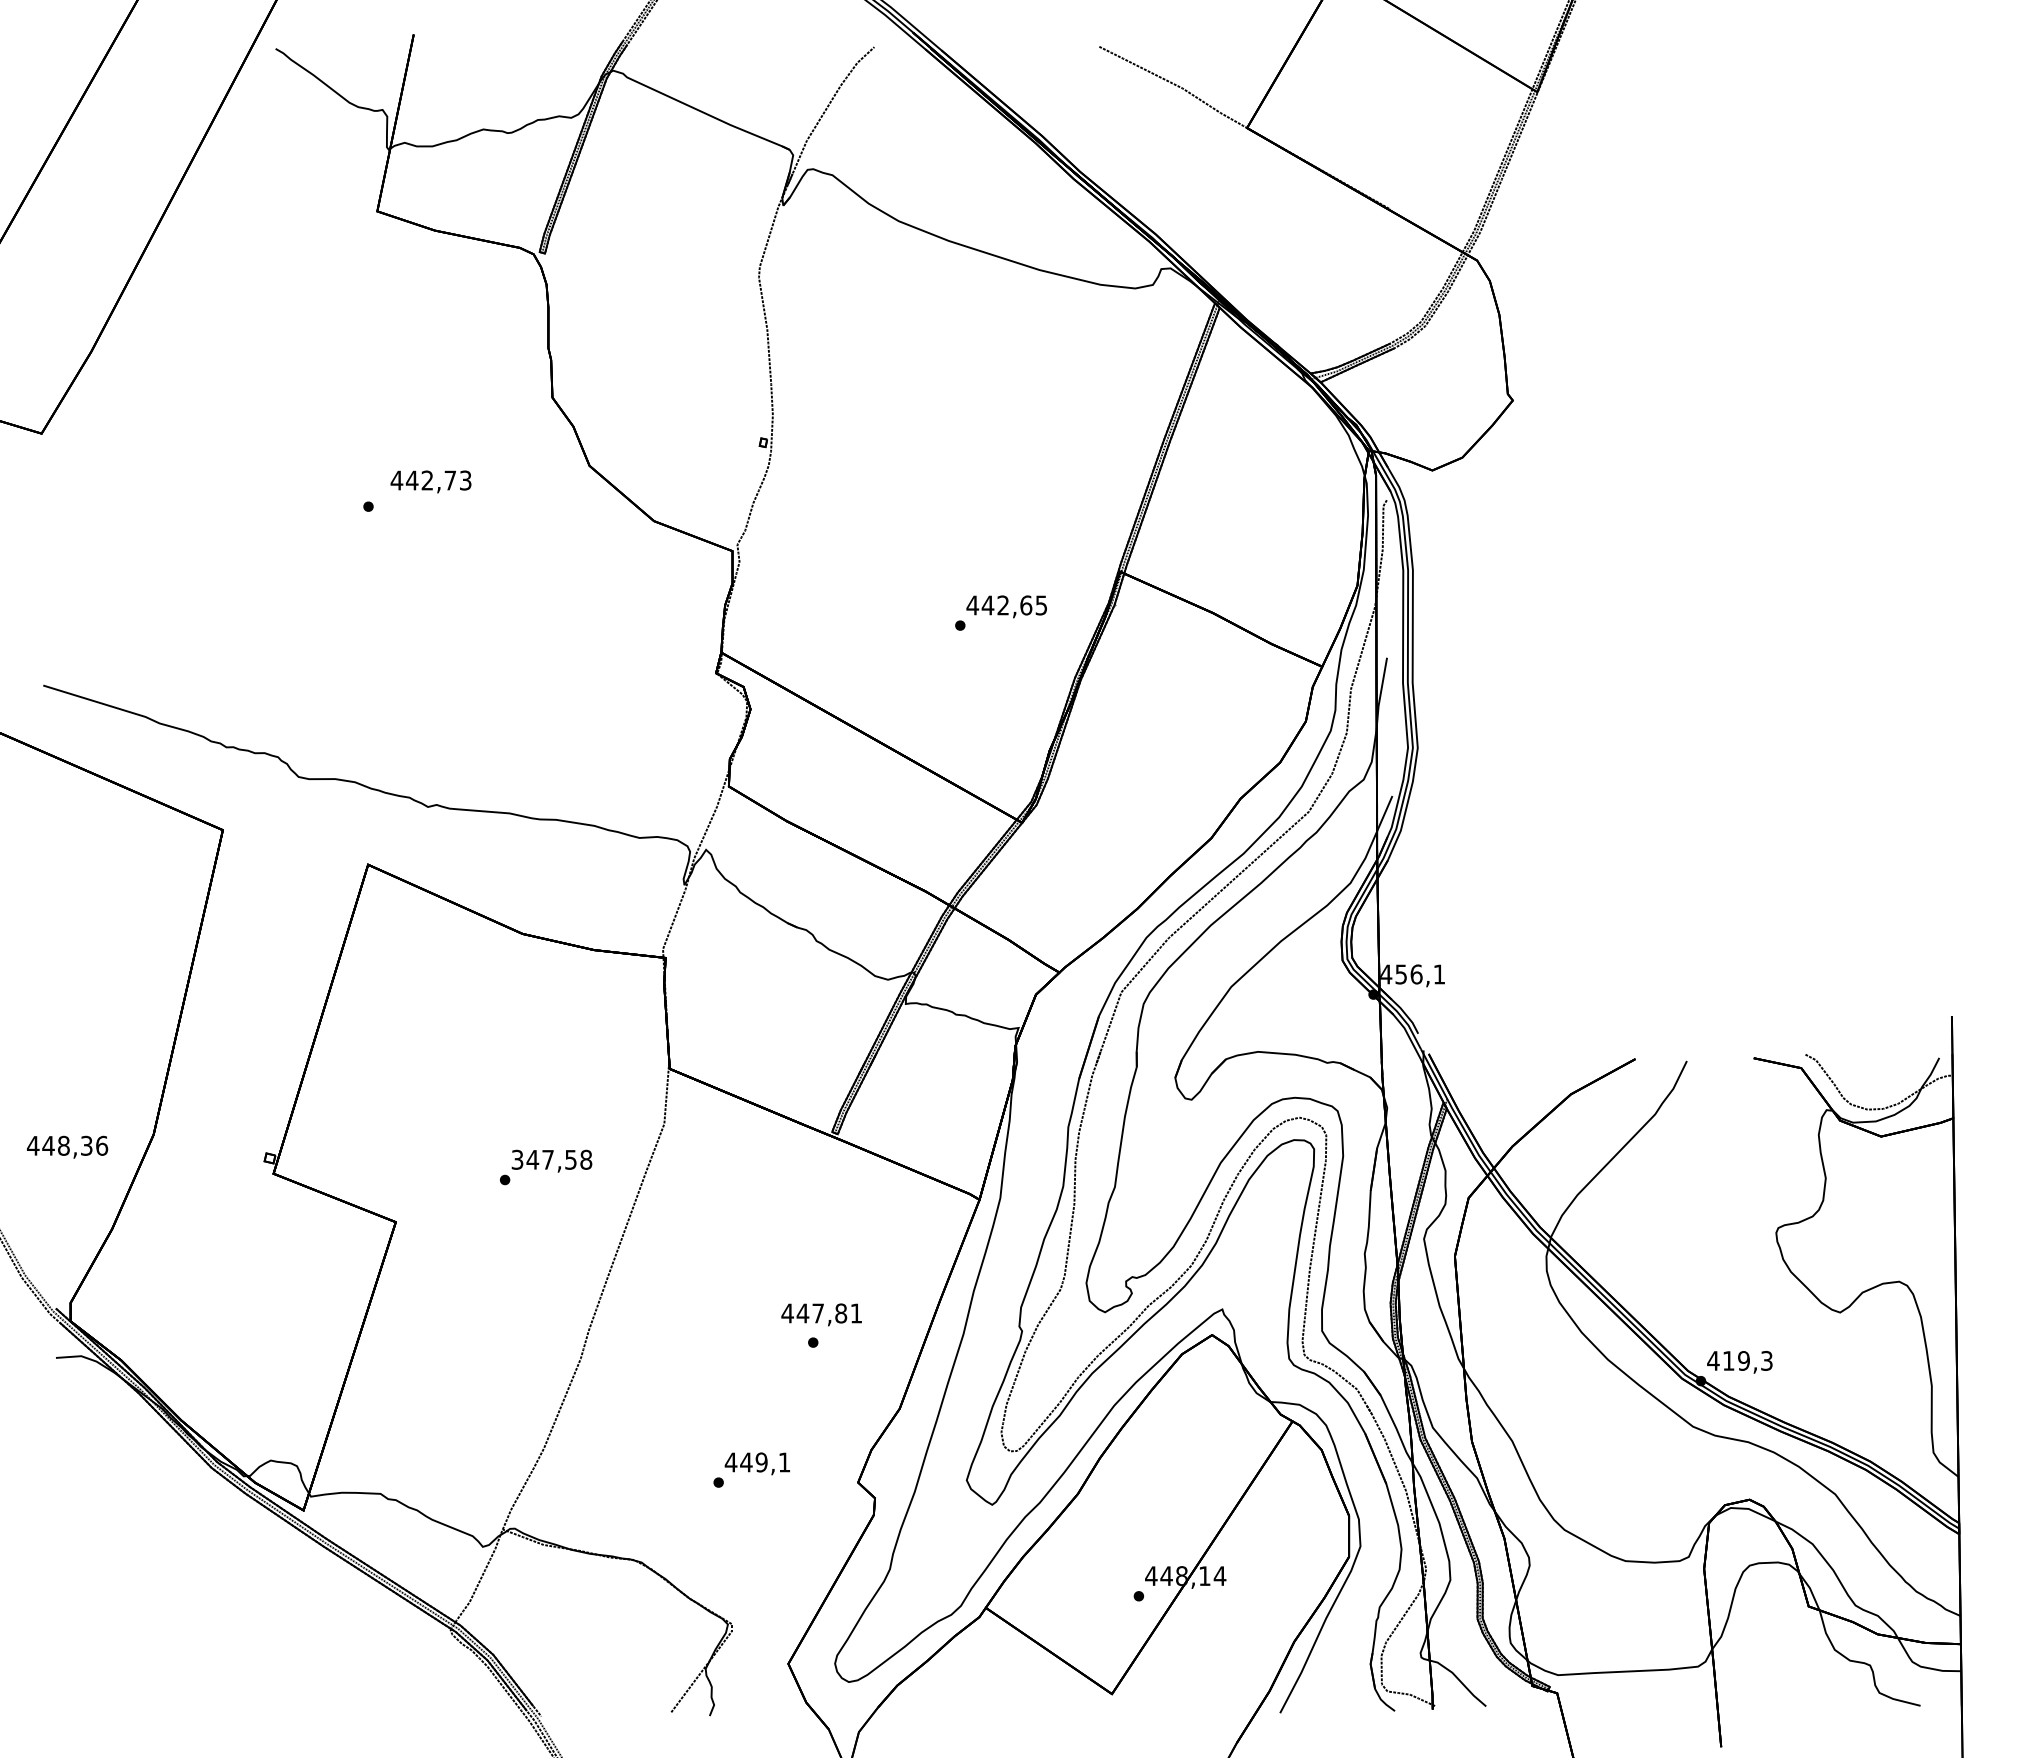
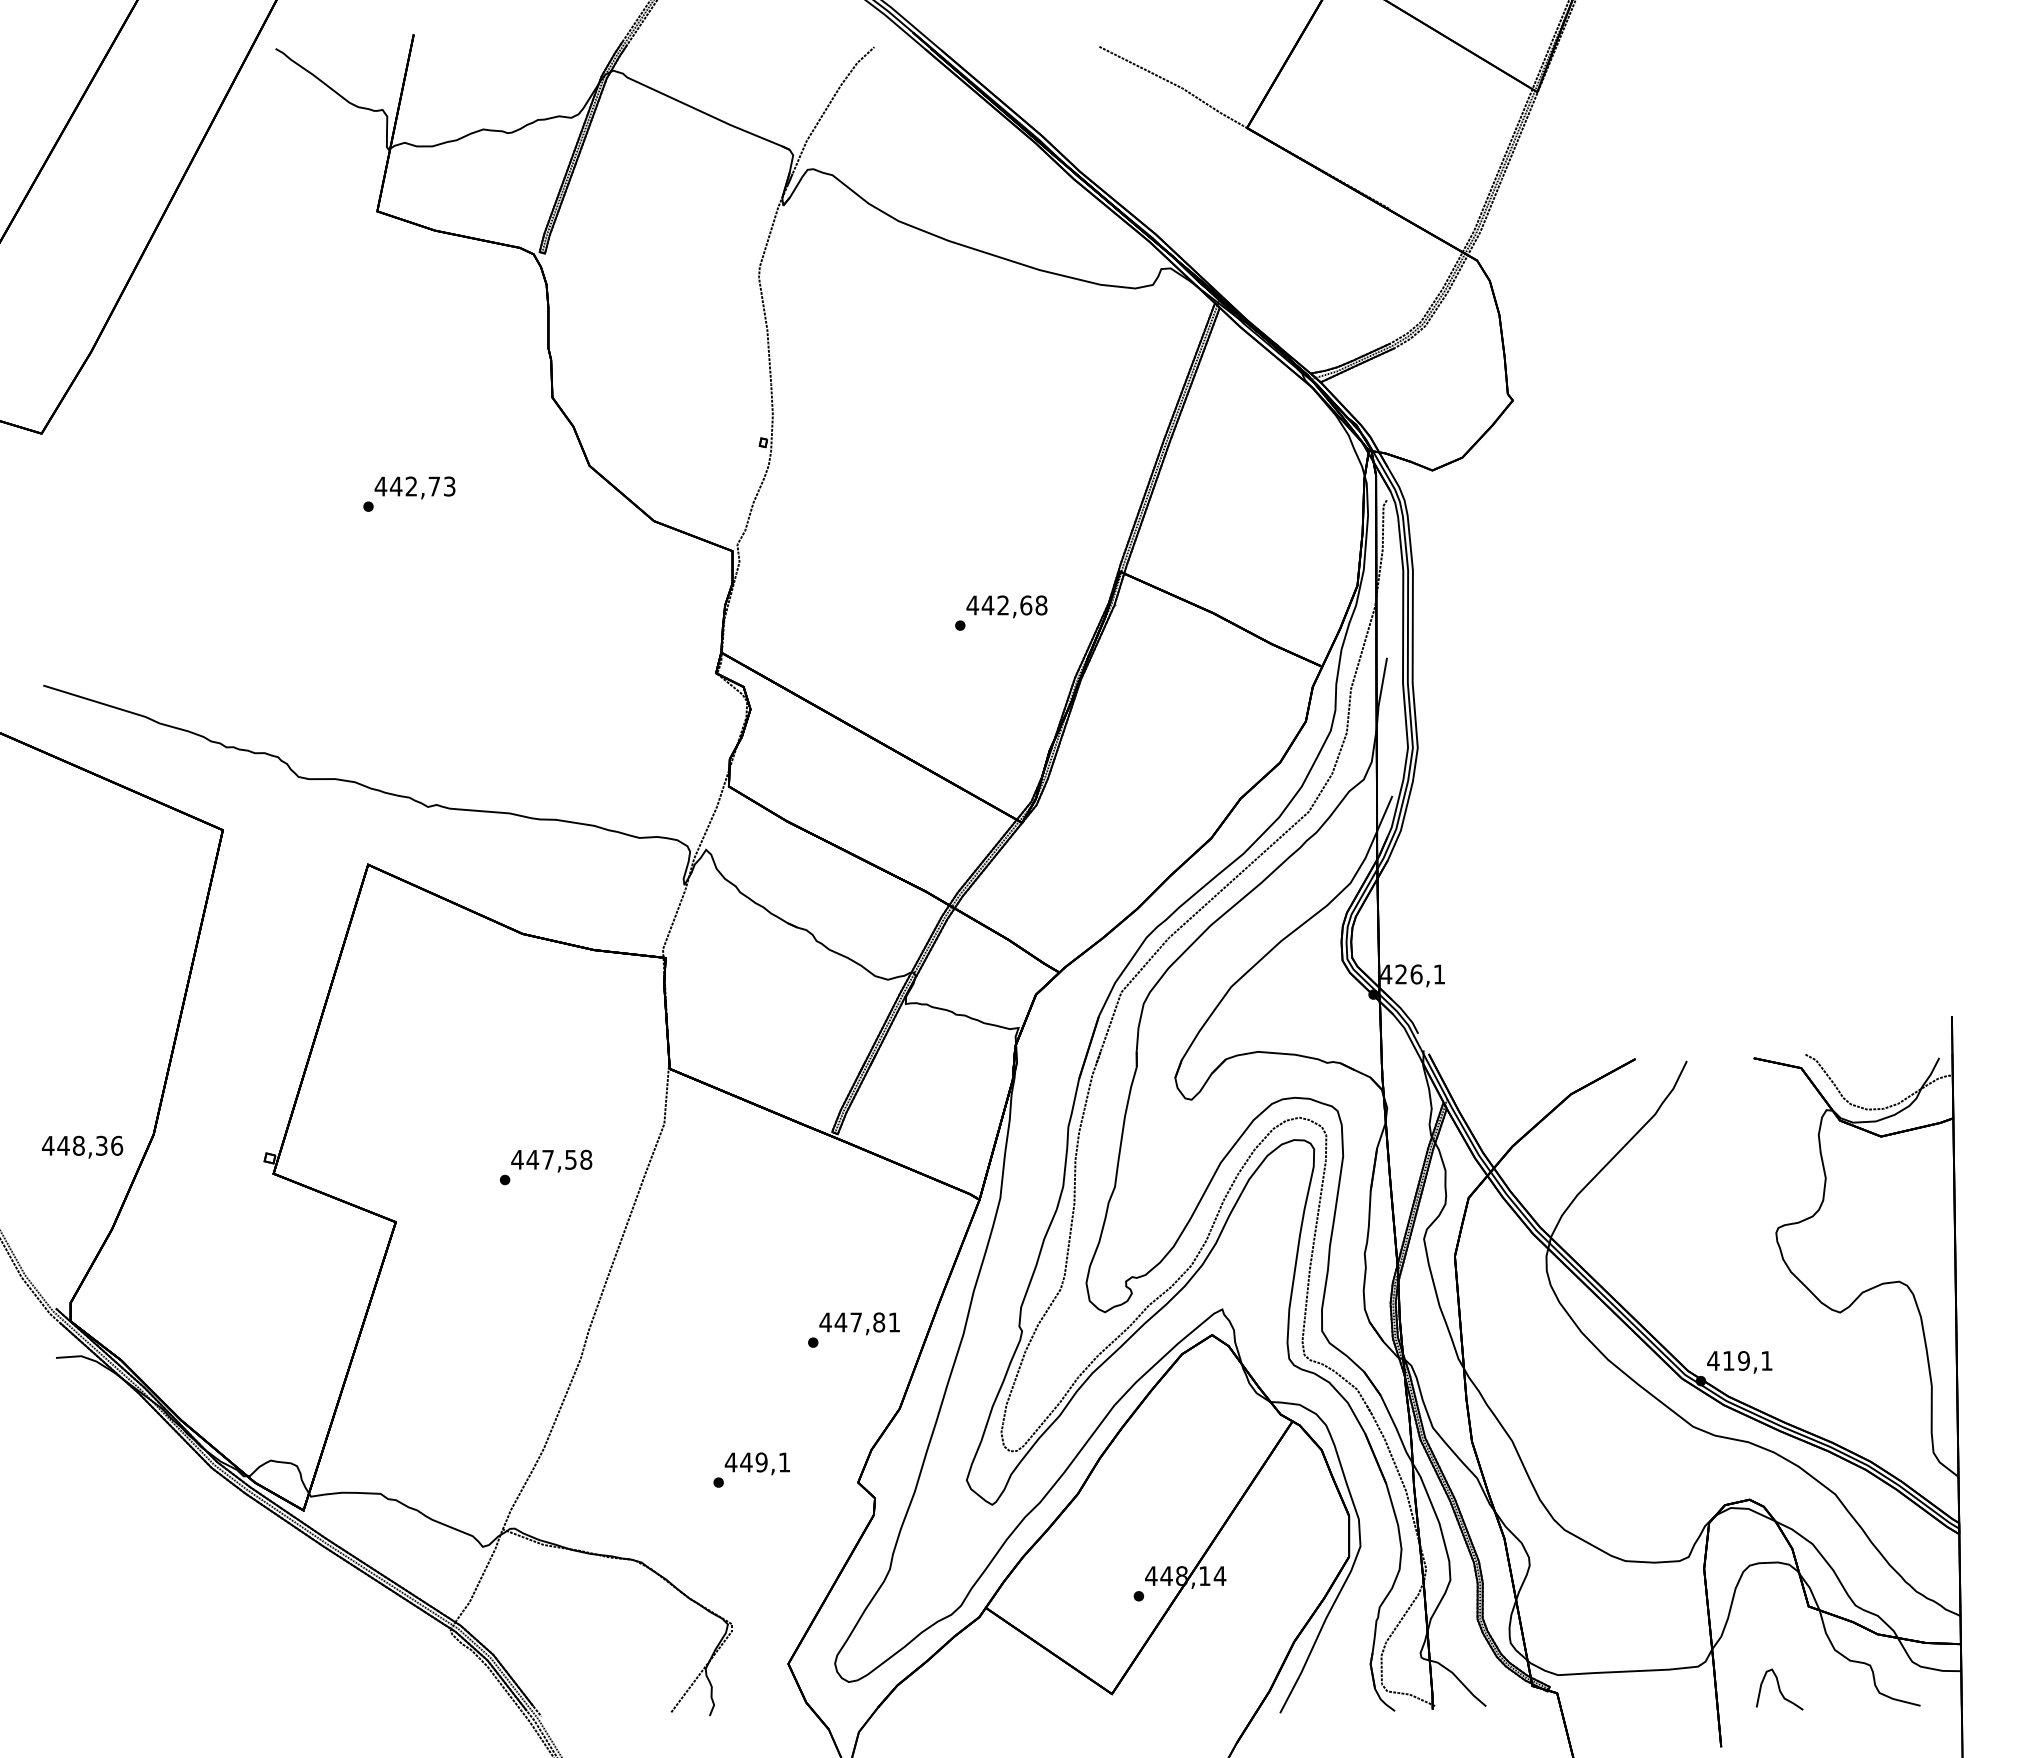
text position: (430, 481) -> (414, 487) (414, 487)
text: 442,65 -> 442,68 (1041, 605)
text: 456,1 -> 426,1 (1400, 974)
text position: (67, 1146) -> (82, 1146) (82, 1146)
text: 347,58 -> 447,58 (517, 1159)
text position: (821, 1314) -> (859, 1323) (859, 1323)
text: 419,3 -> 419,1 (1766, 1360)
curve: none -> present (1779, 1689)
